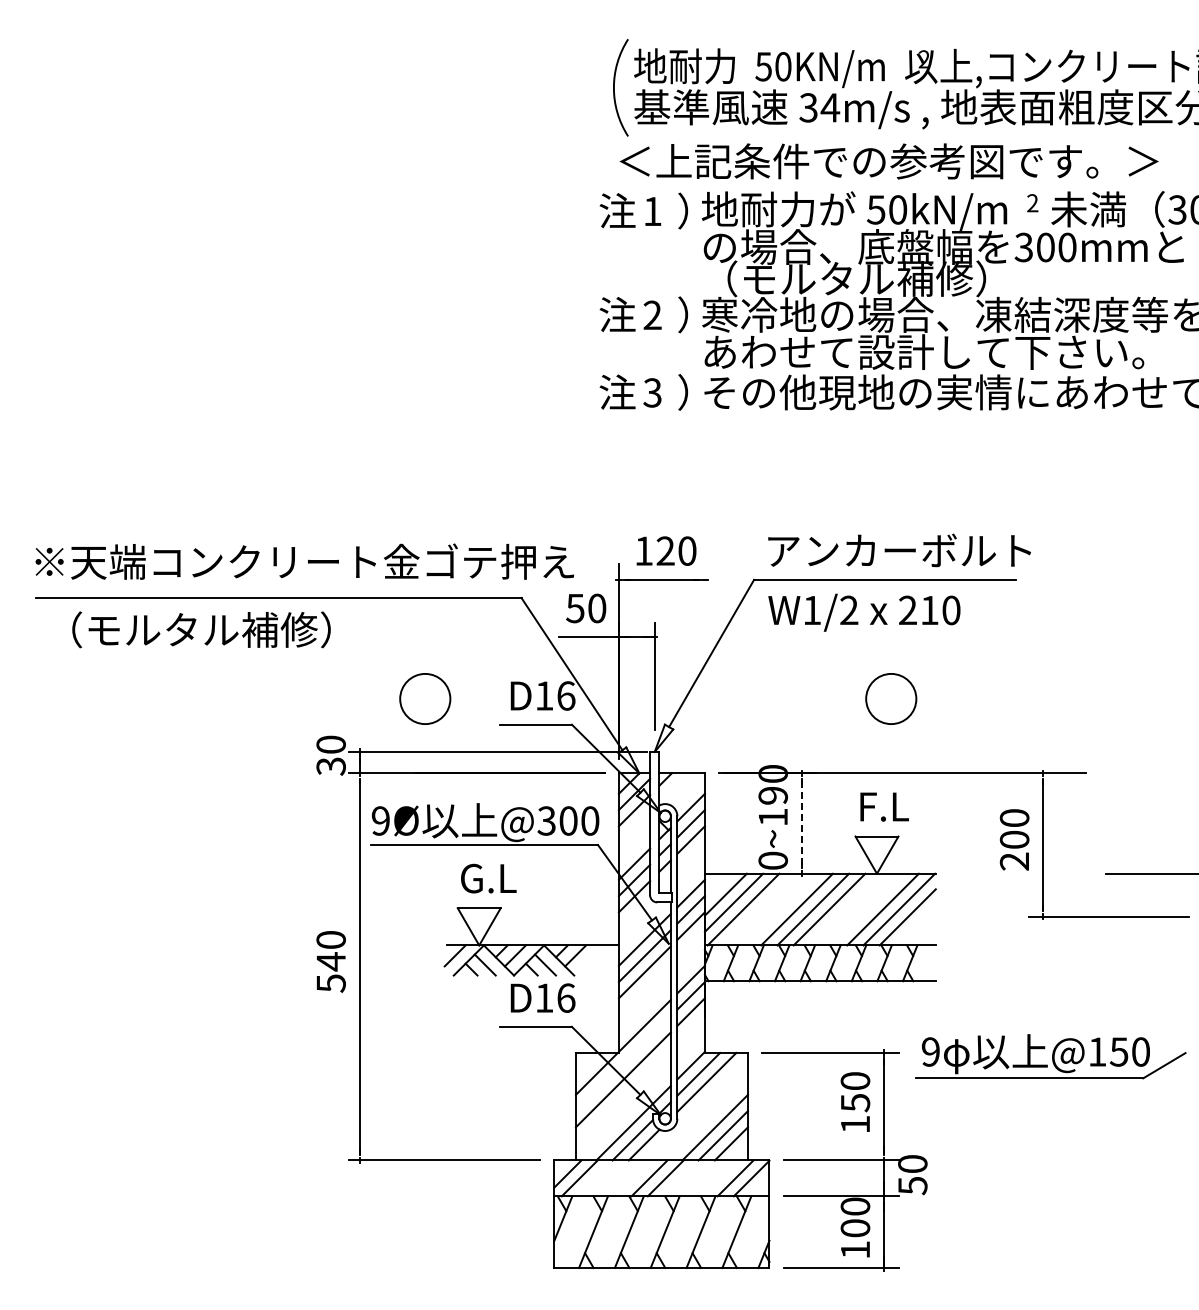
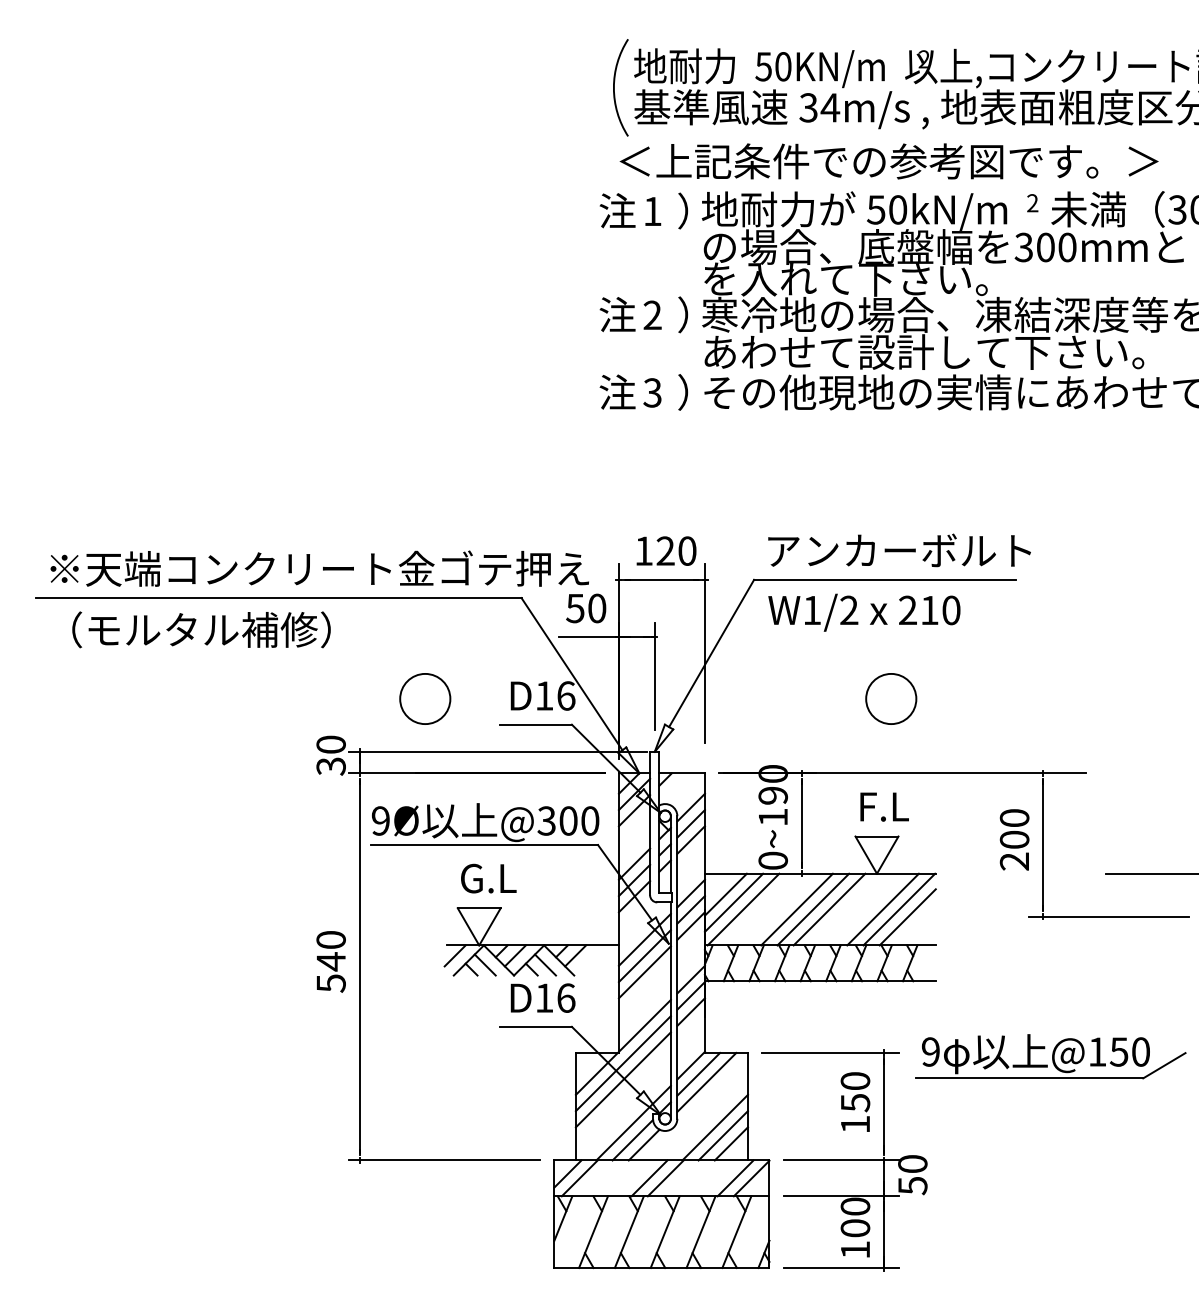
text: （モルタル補修） -> を入れて下さい。 (845, 278)
text position: (304, 561) -> (319, 568) (319, 568)
line: none -> present (704, 653)
line: dashed -> solid (801, 824)
line: none -> present (622, 1063)
